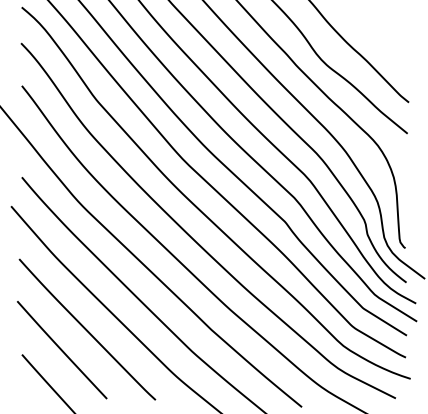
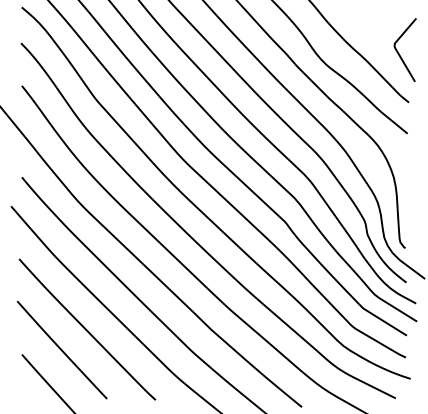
curve: none -> present (399, 53)
